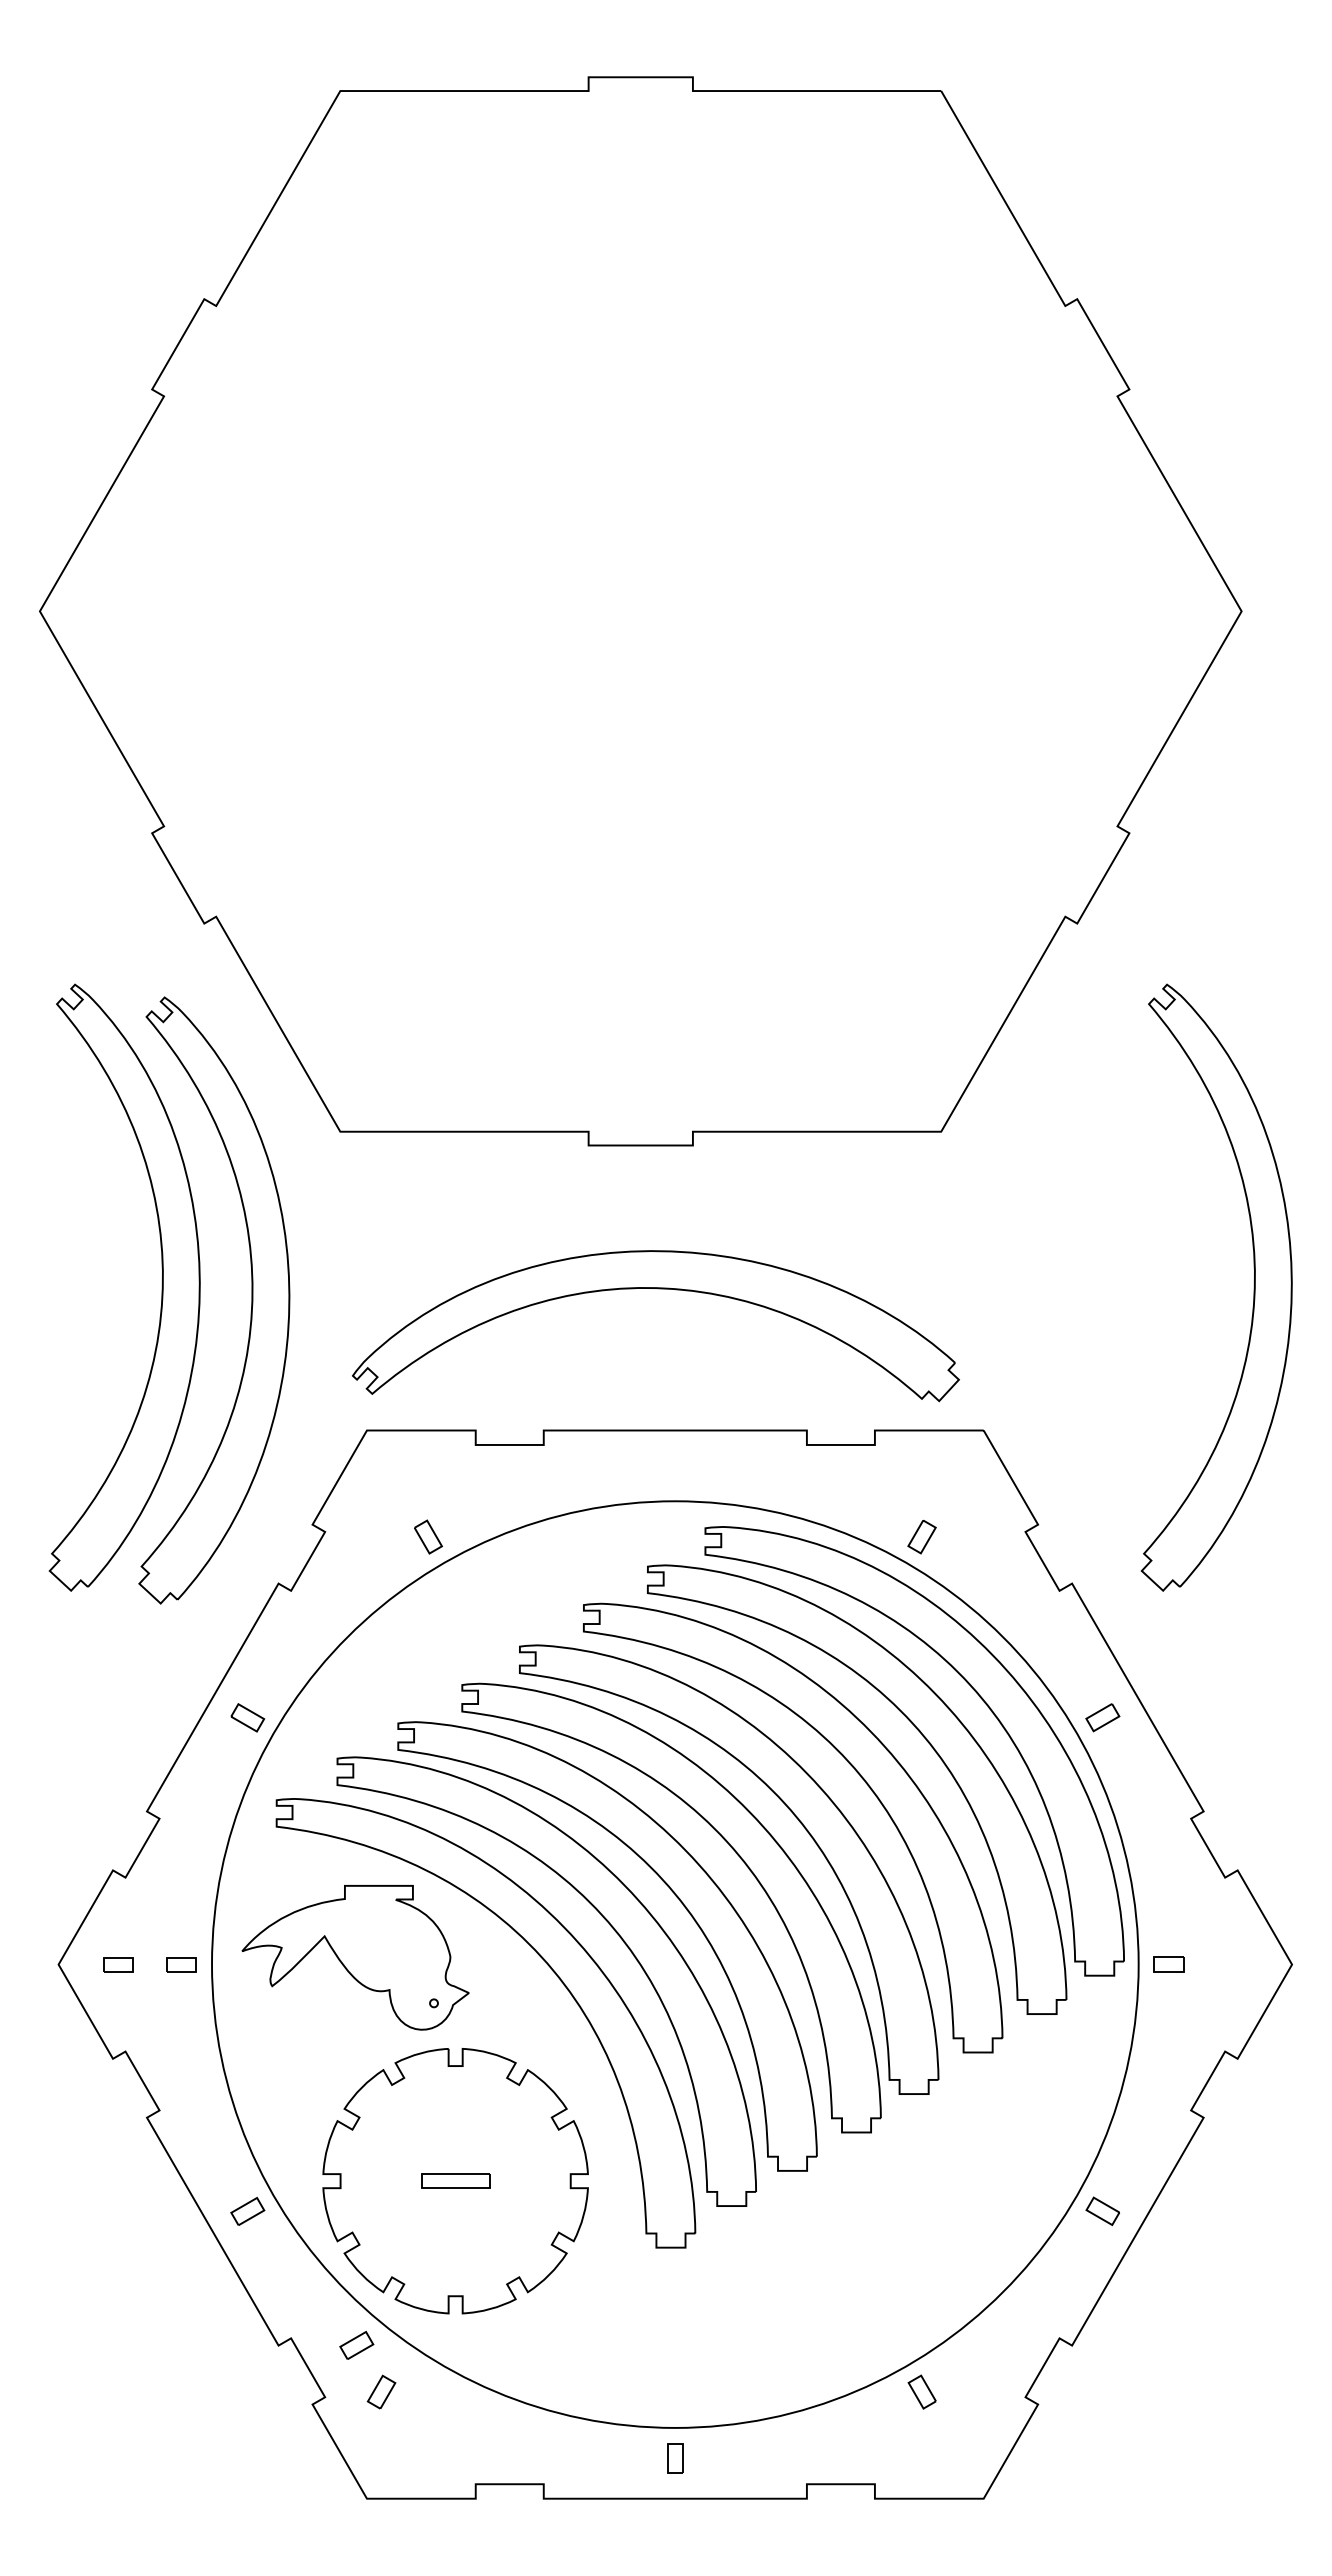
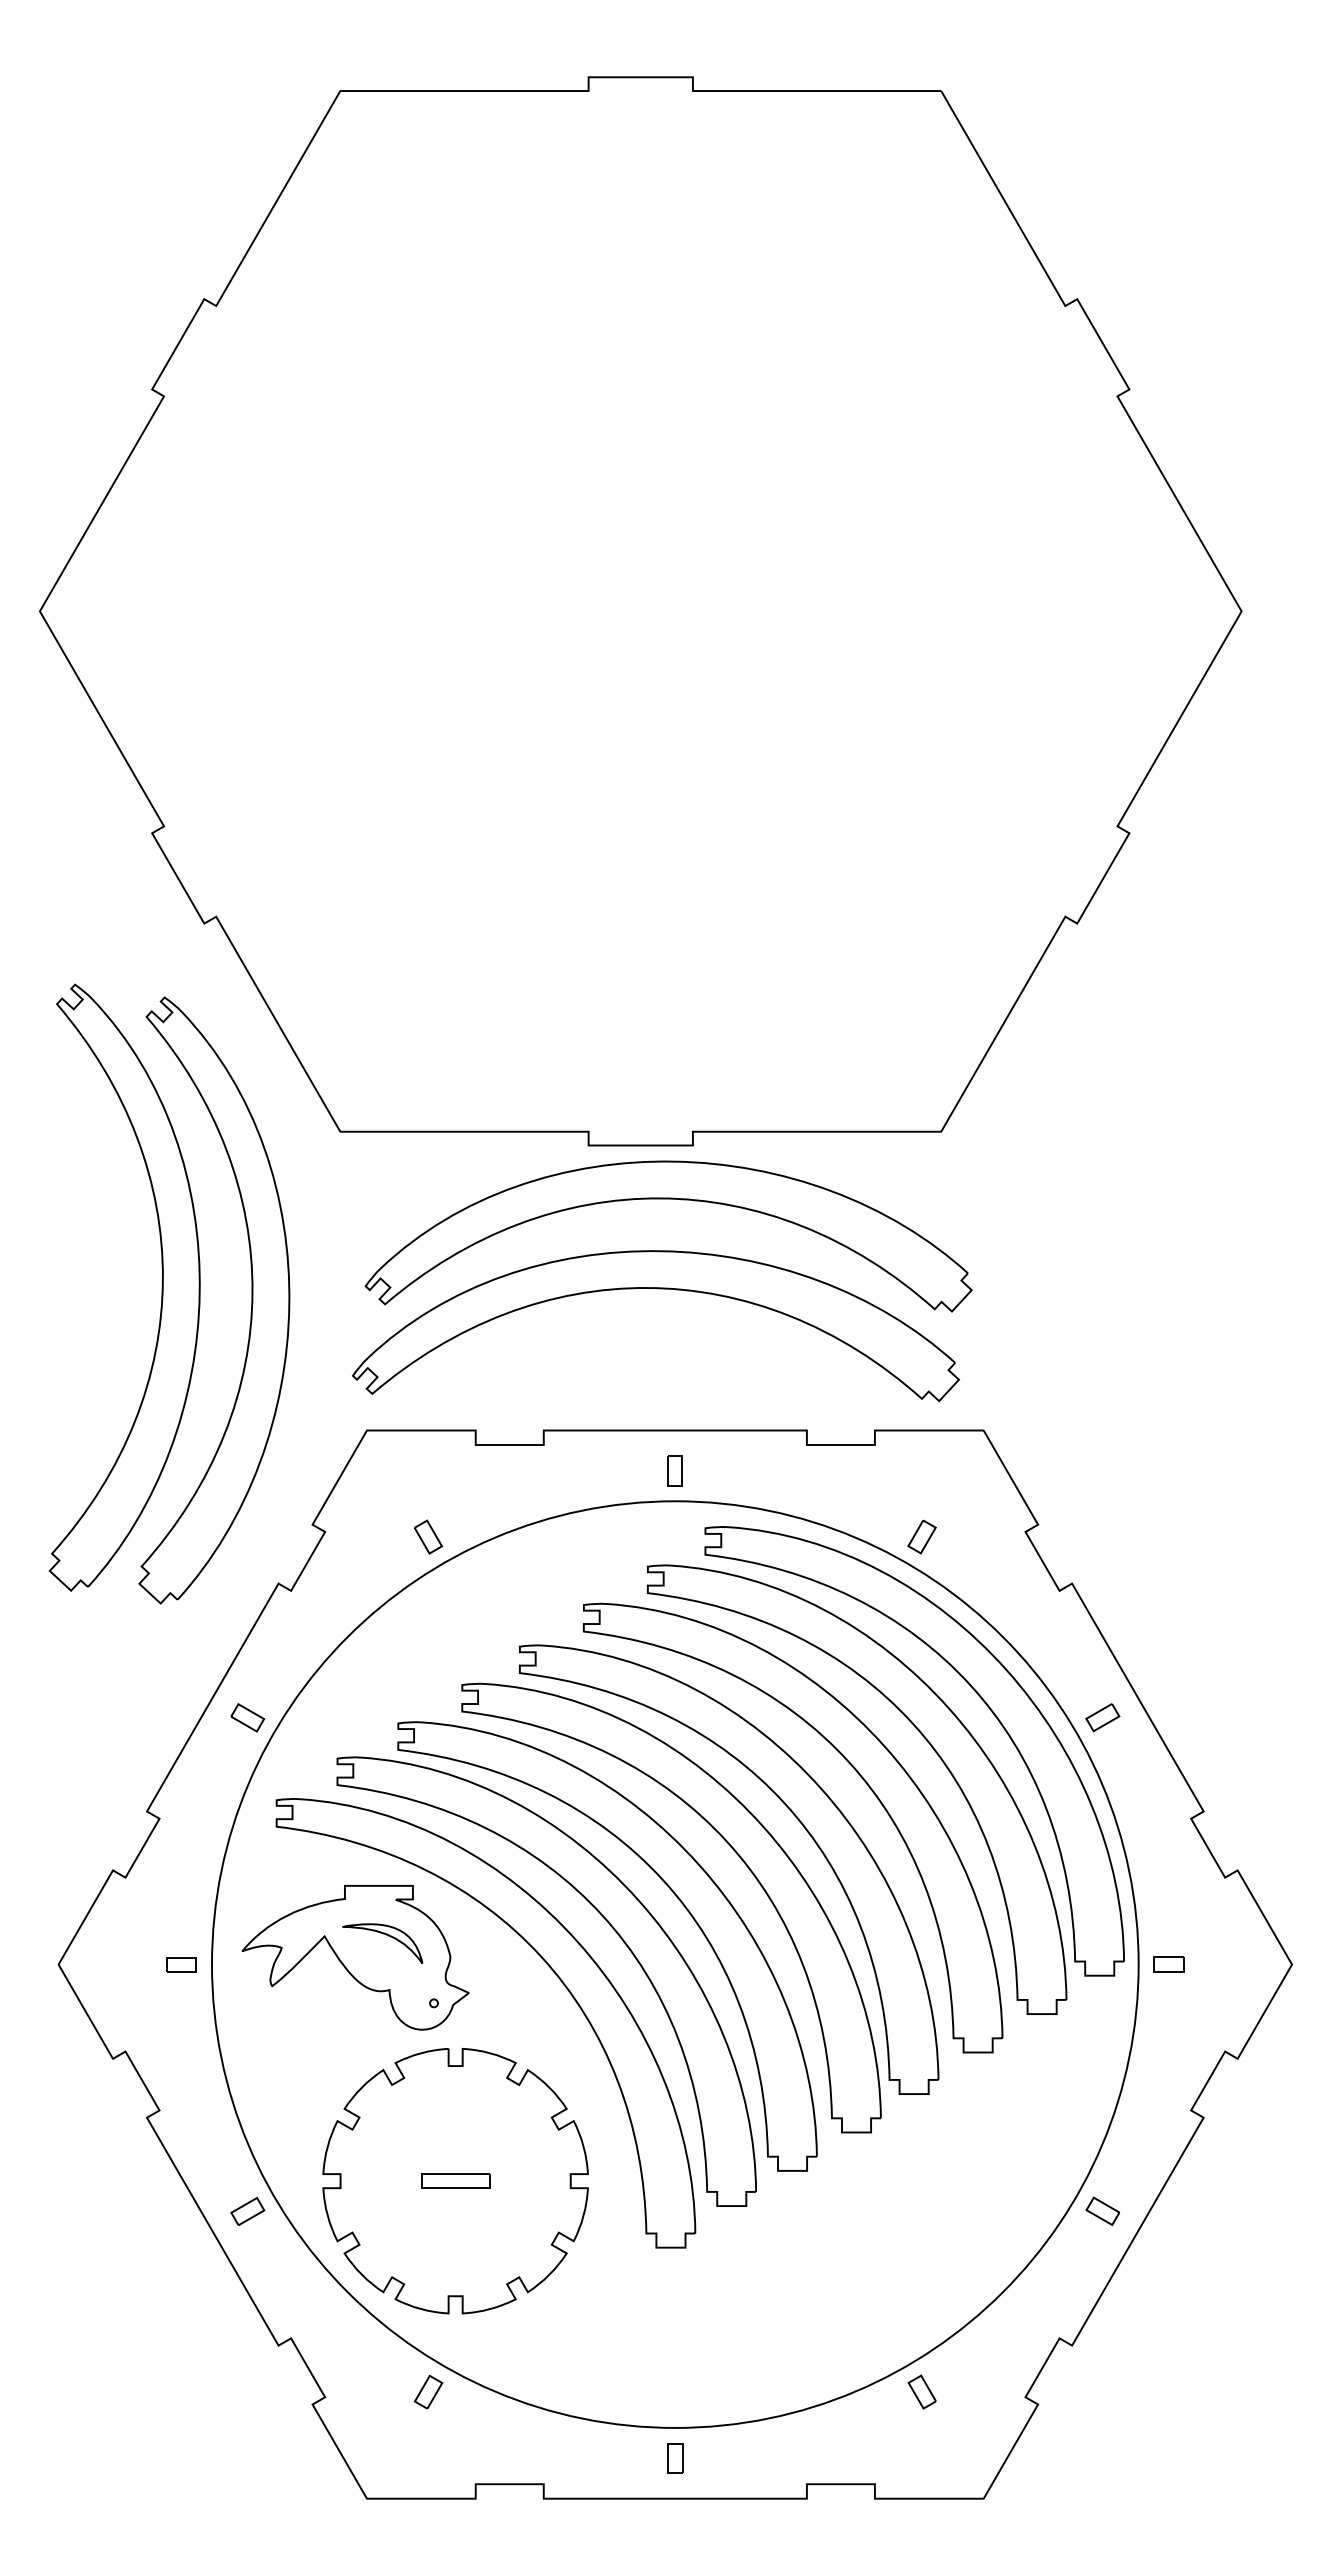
part: none -> present (668, 1199)
part: present -> none (1253, 1287)
part: none -> present (674, 1470)
curve: none -> present (386, 1935)
part: present -> none (118, 1964)
part: present -> none (356, 2344)
part position: (381, 2391) -> (428, 2391) (428, 2391)
